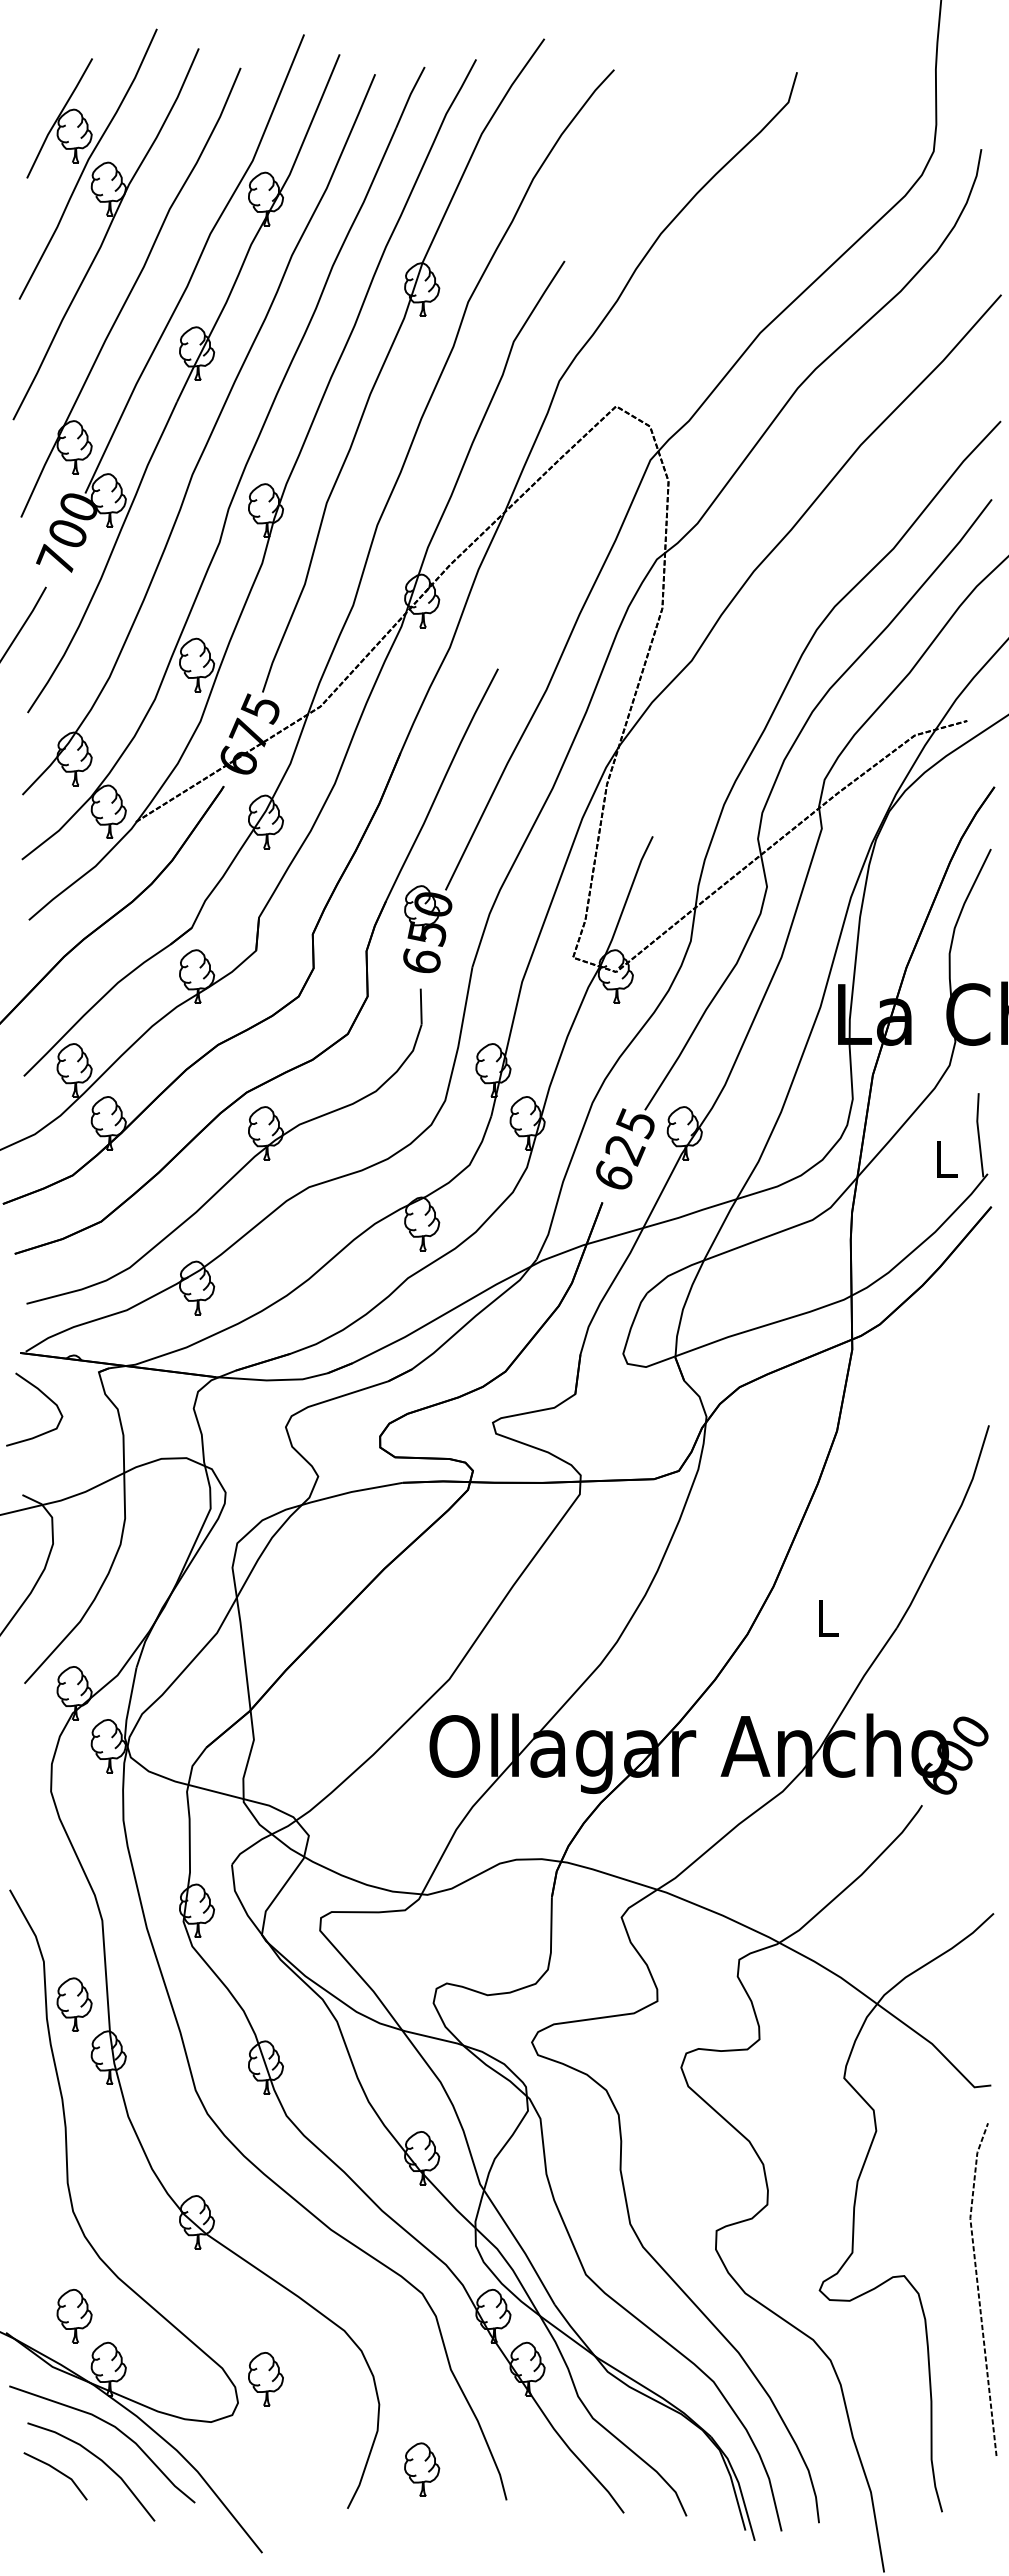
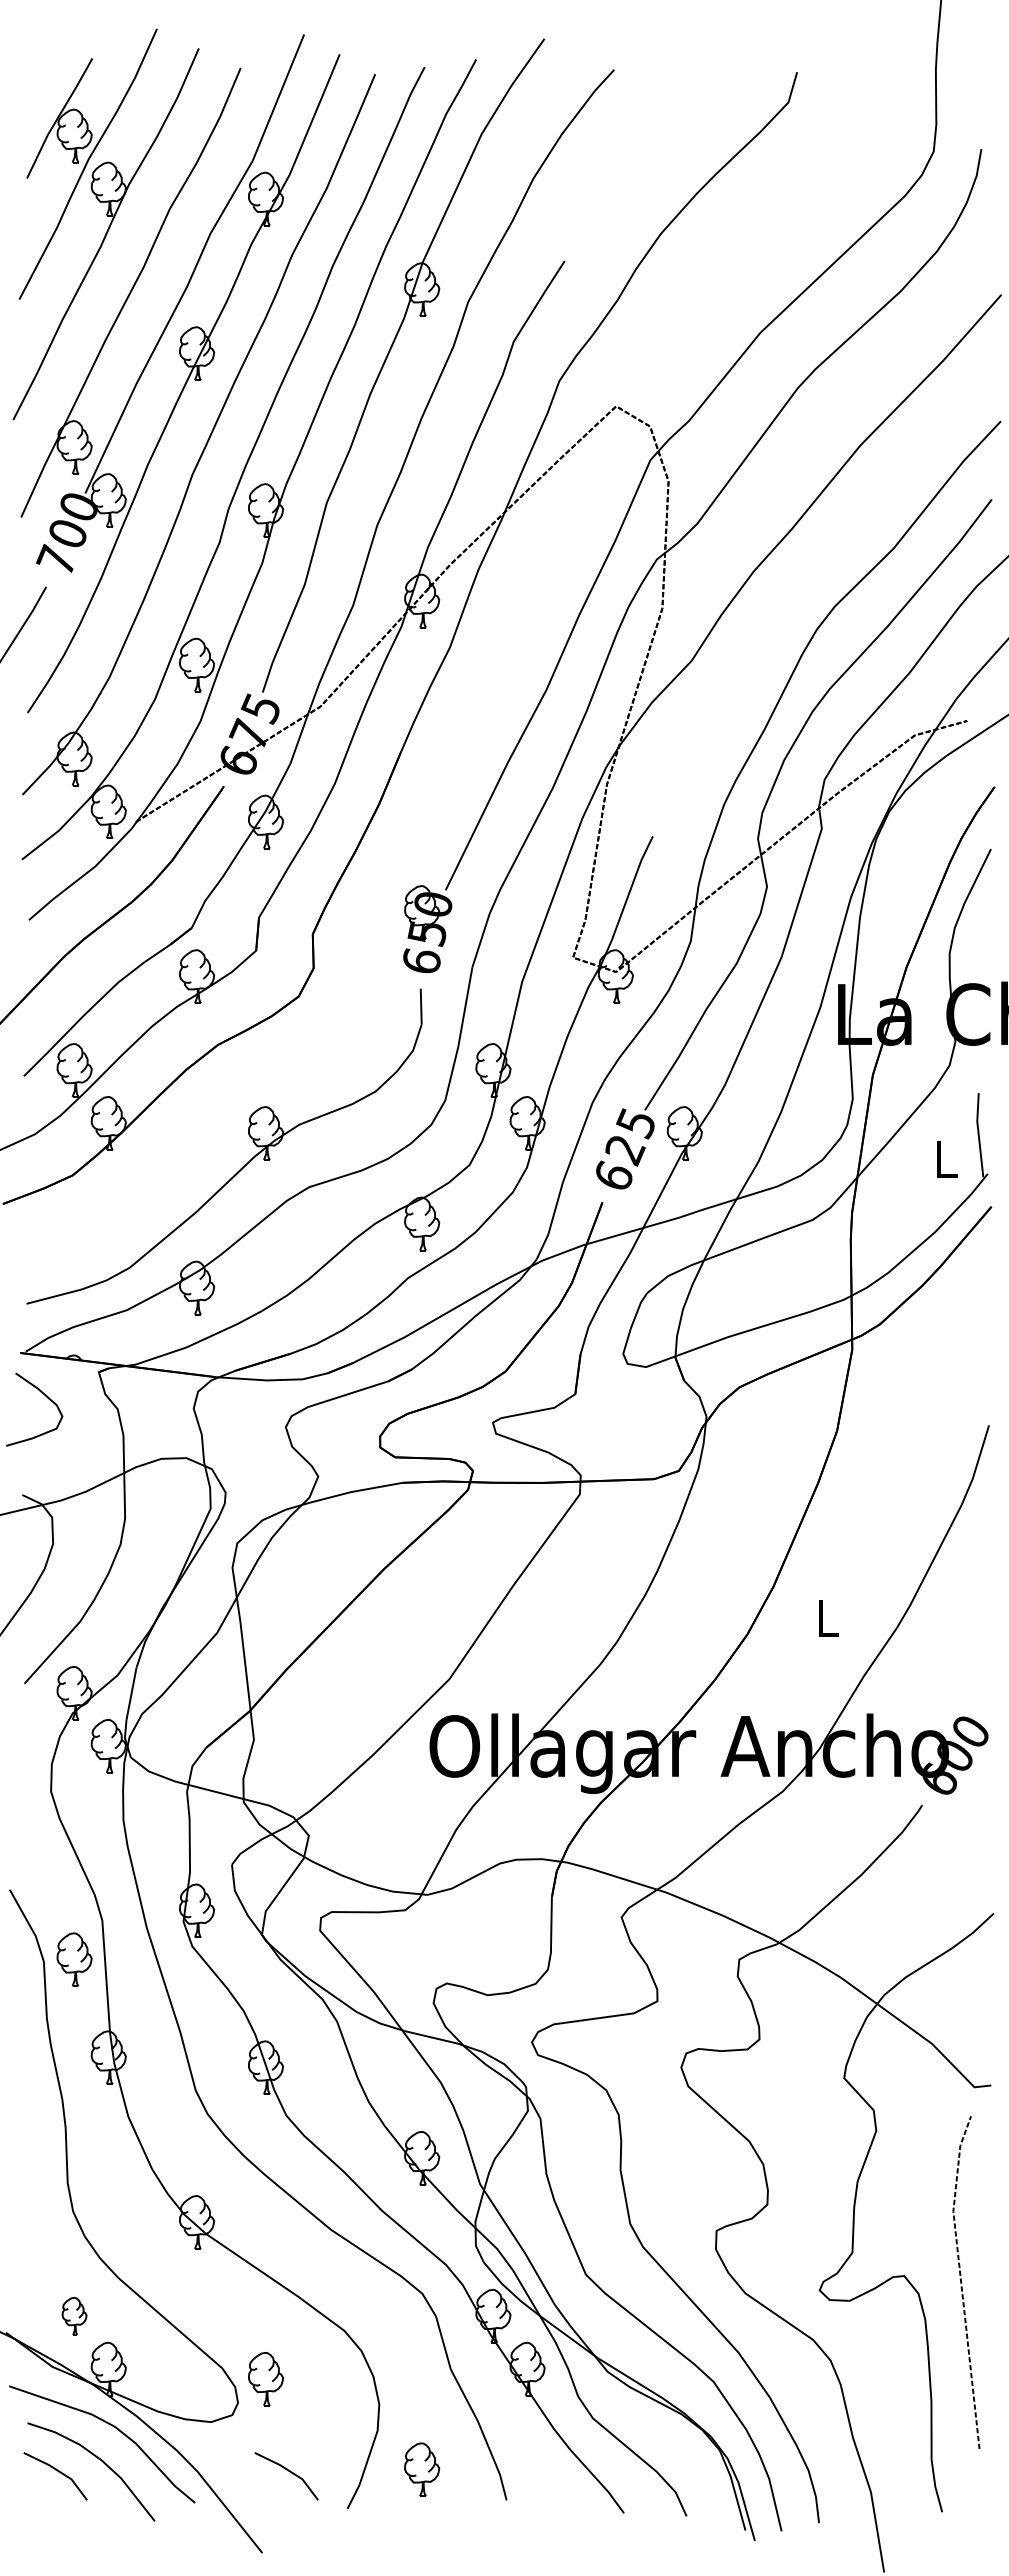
part: present -> none (365, 961)
part position: (74, 2004) -> (74, 1959) (74, 1959)
line position: (979, 2289) -> (962, 2282) (962, 2282)
part size: 37x55 px -> 27x39 px (74, 2316)
line: none -> present (289, 2472)
